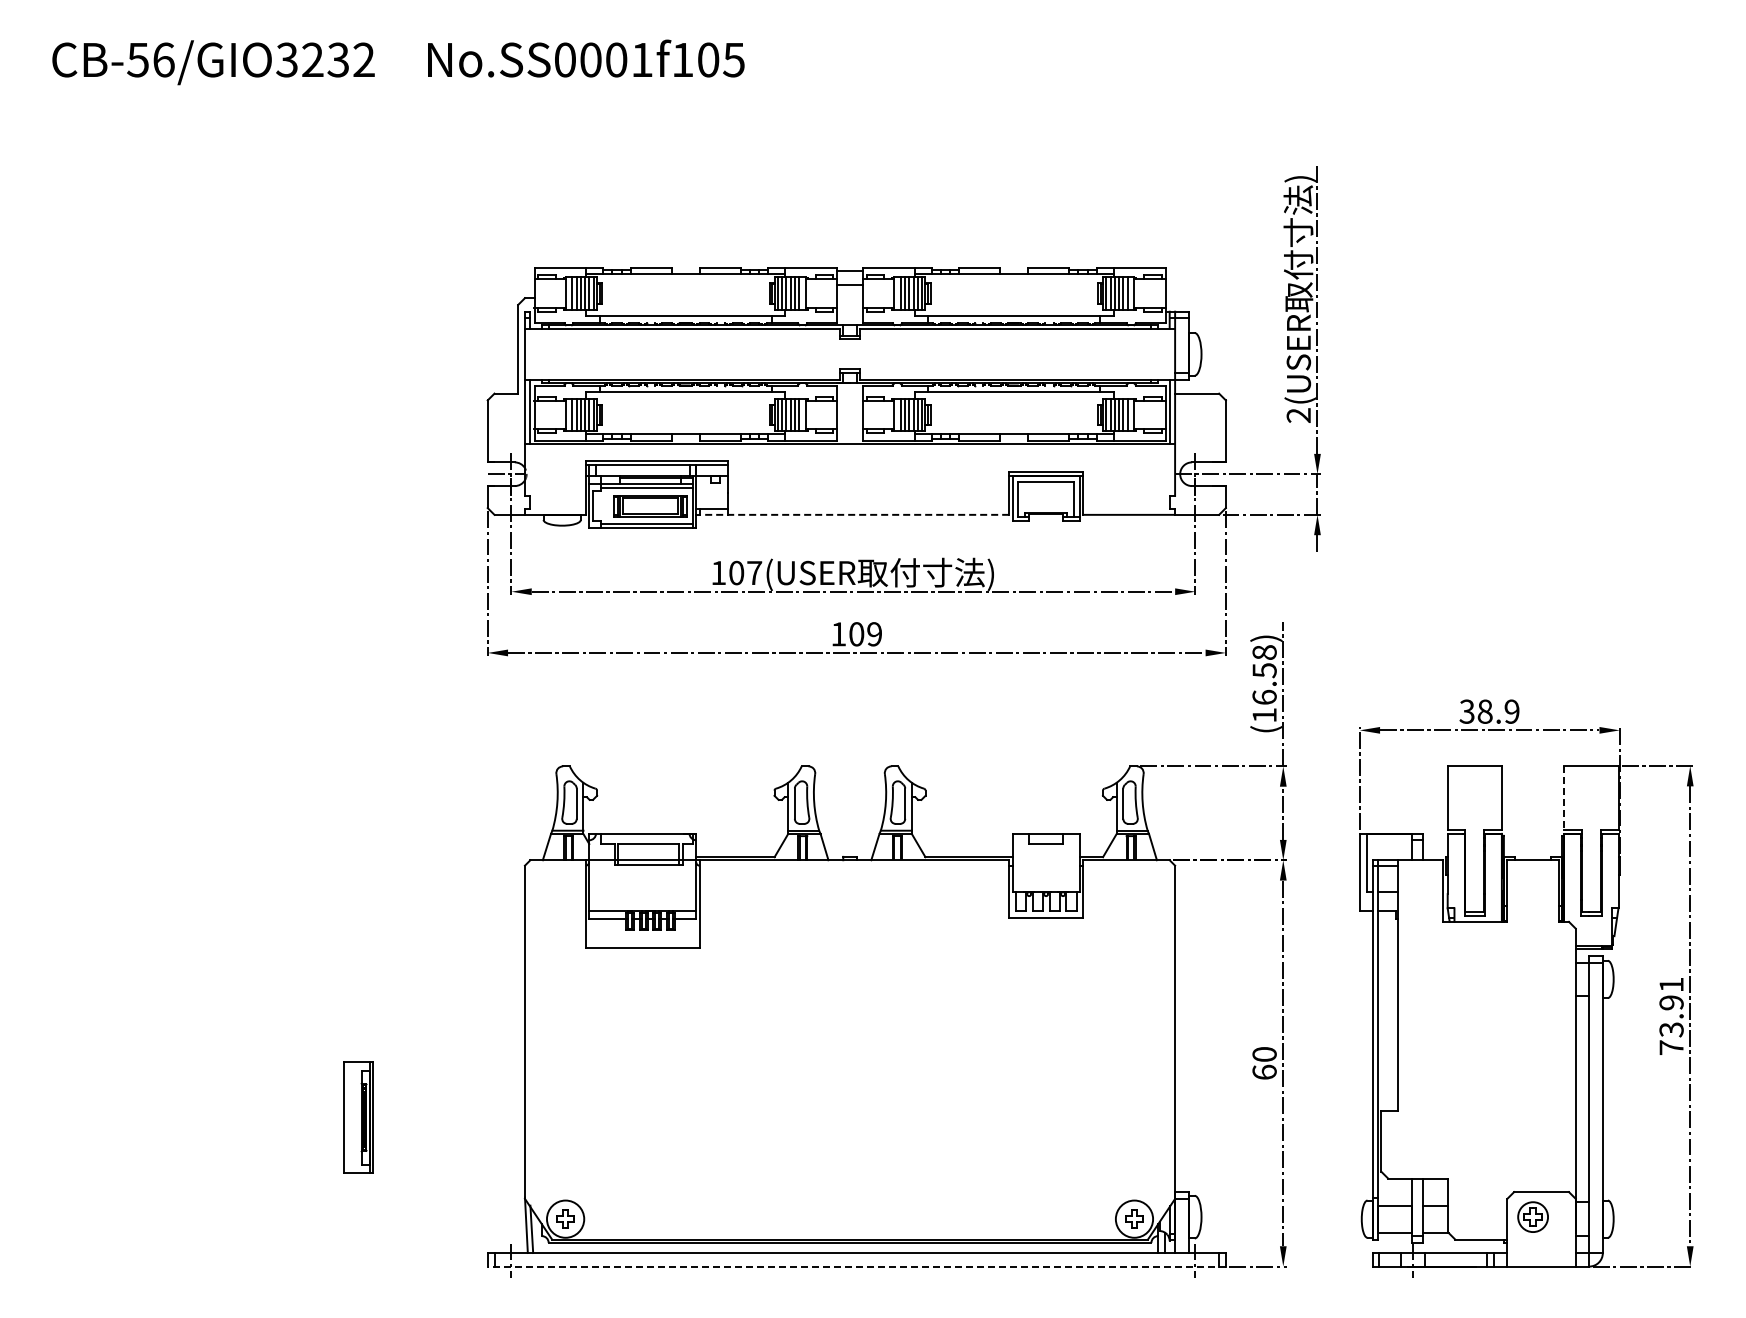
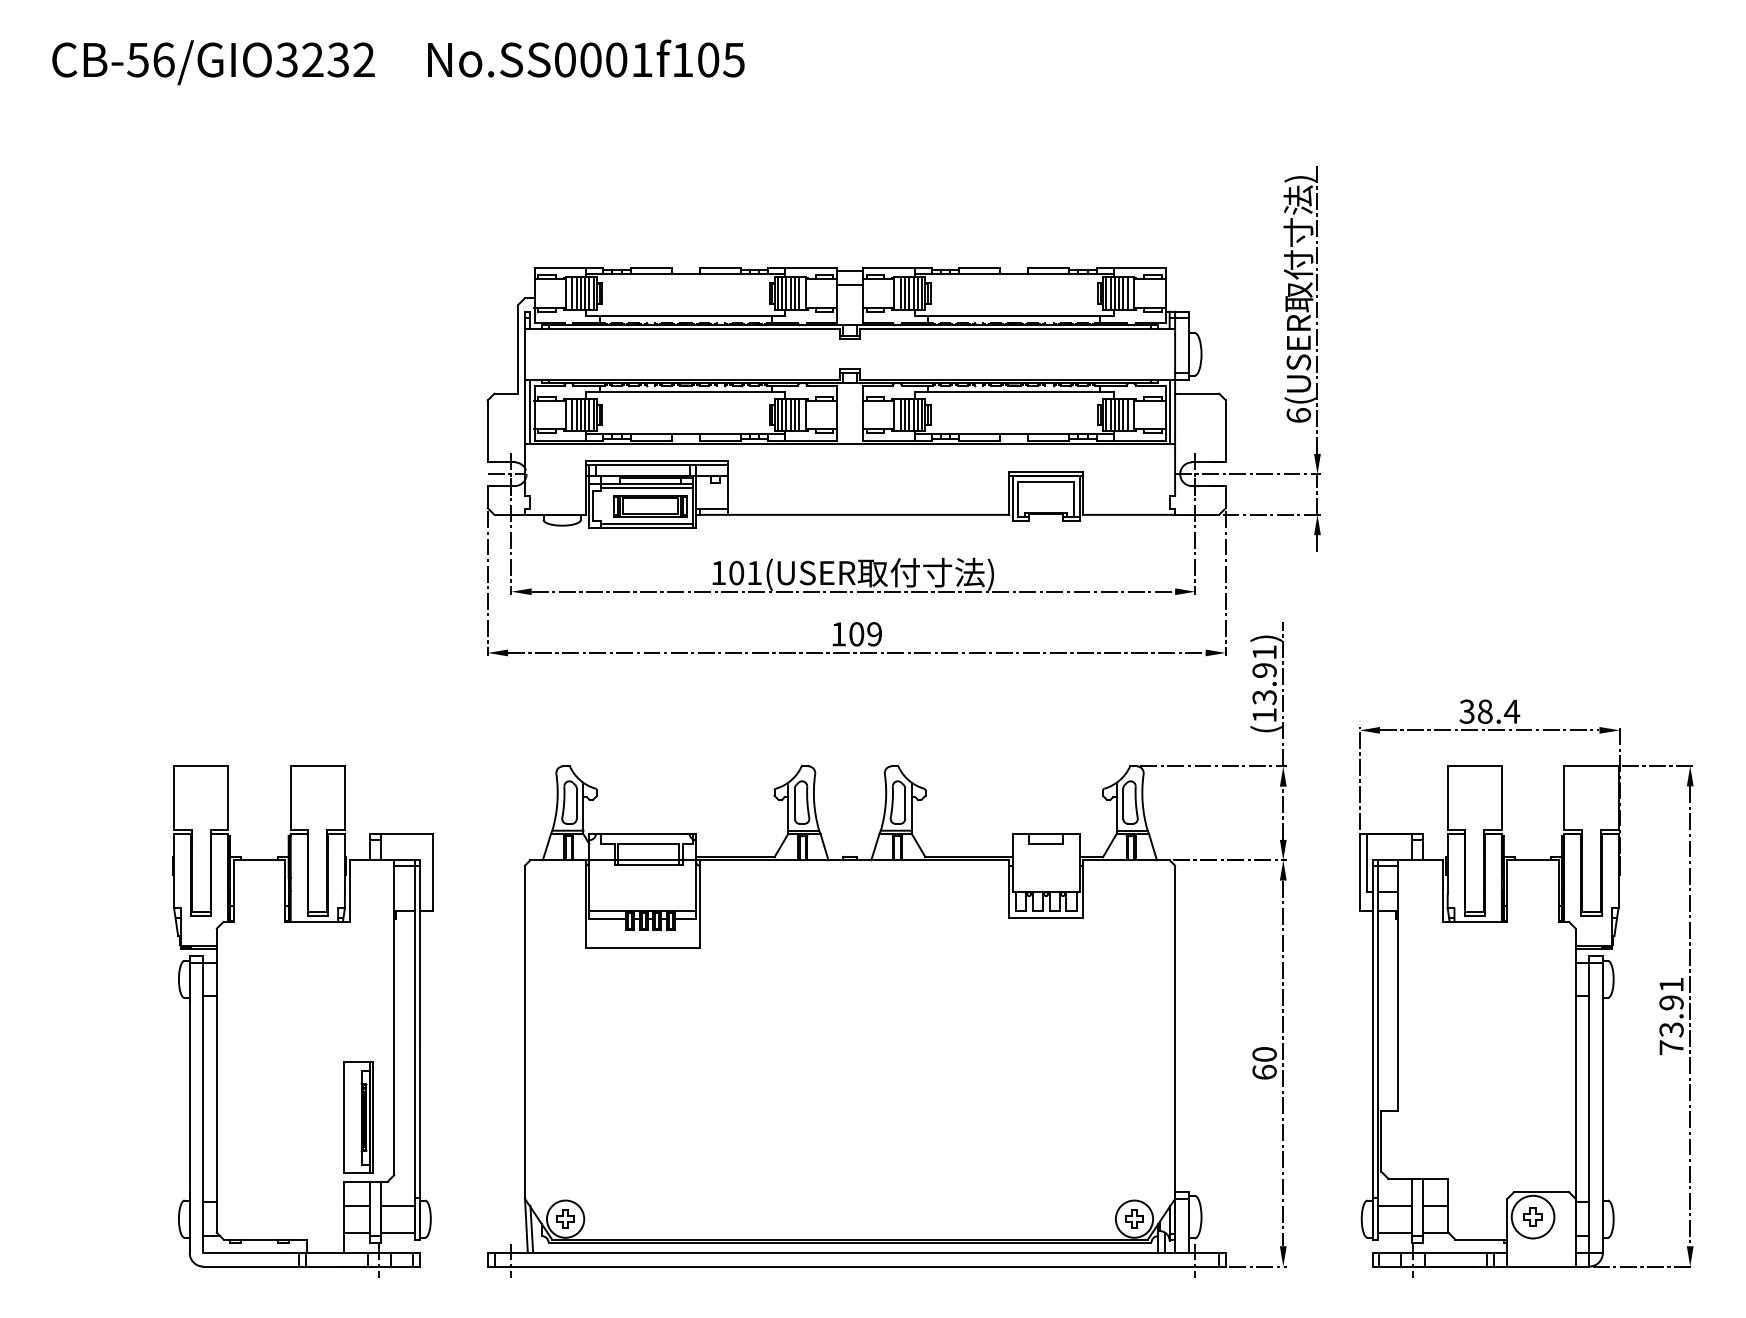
text: 2(USER -> 6(USER (1298, 415)
line: dashed -> solid (854, 514)
text: 107(USER -> 101(USER (754, 572)
text: (16.58) -> (13.91) (1264, 675)
text: 38.9 -> 38.4 (1511, 711)
line: dashed -> solid (1564, 798)
part: none -> present (302, 1021)
circle diameter: 30 px -> 43 px (1532, 1216)
line: dashed -> solid (856, 1266)
